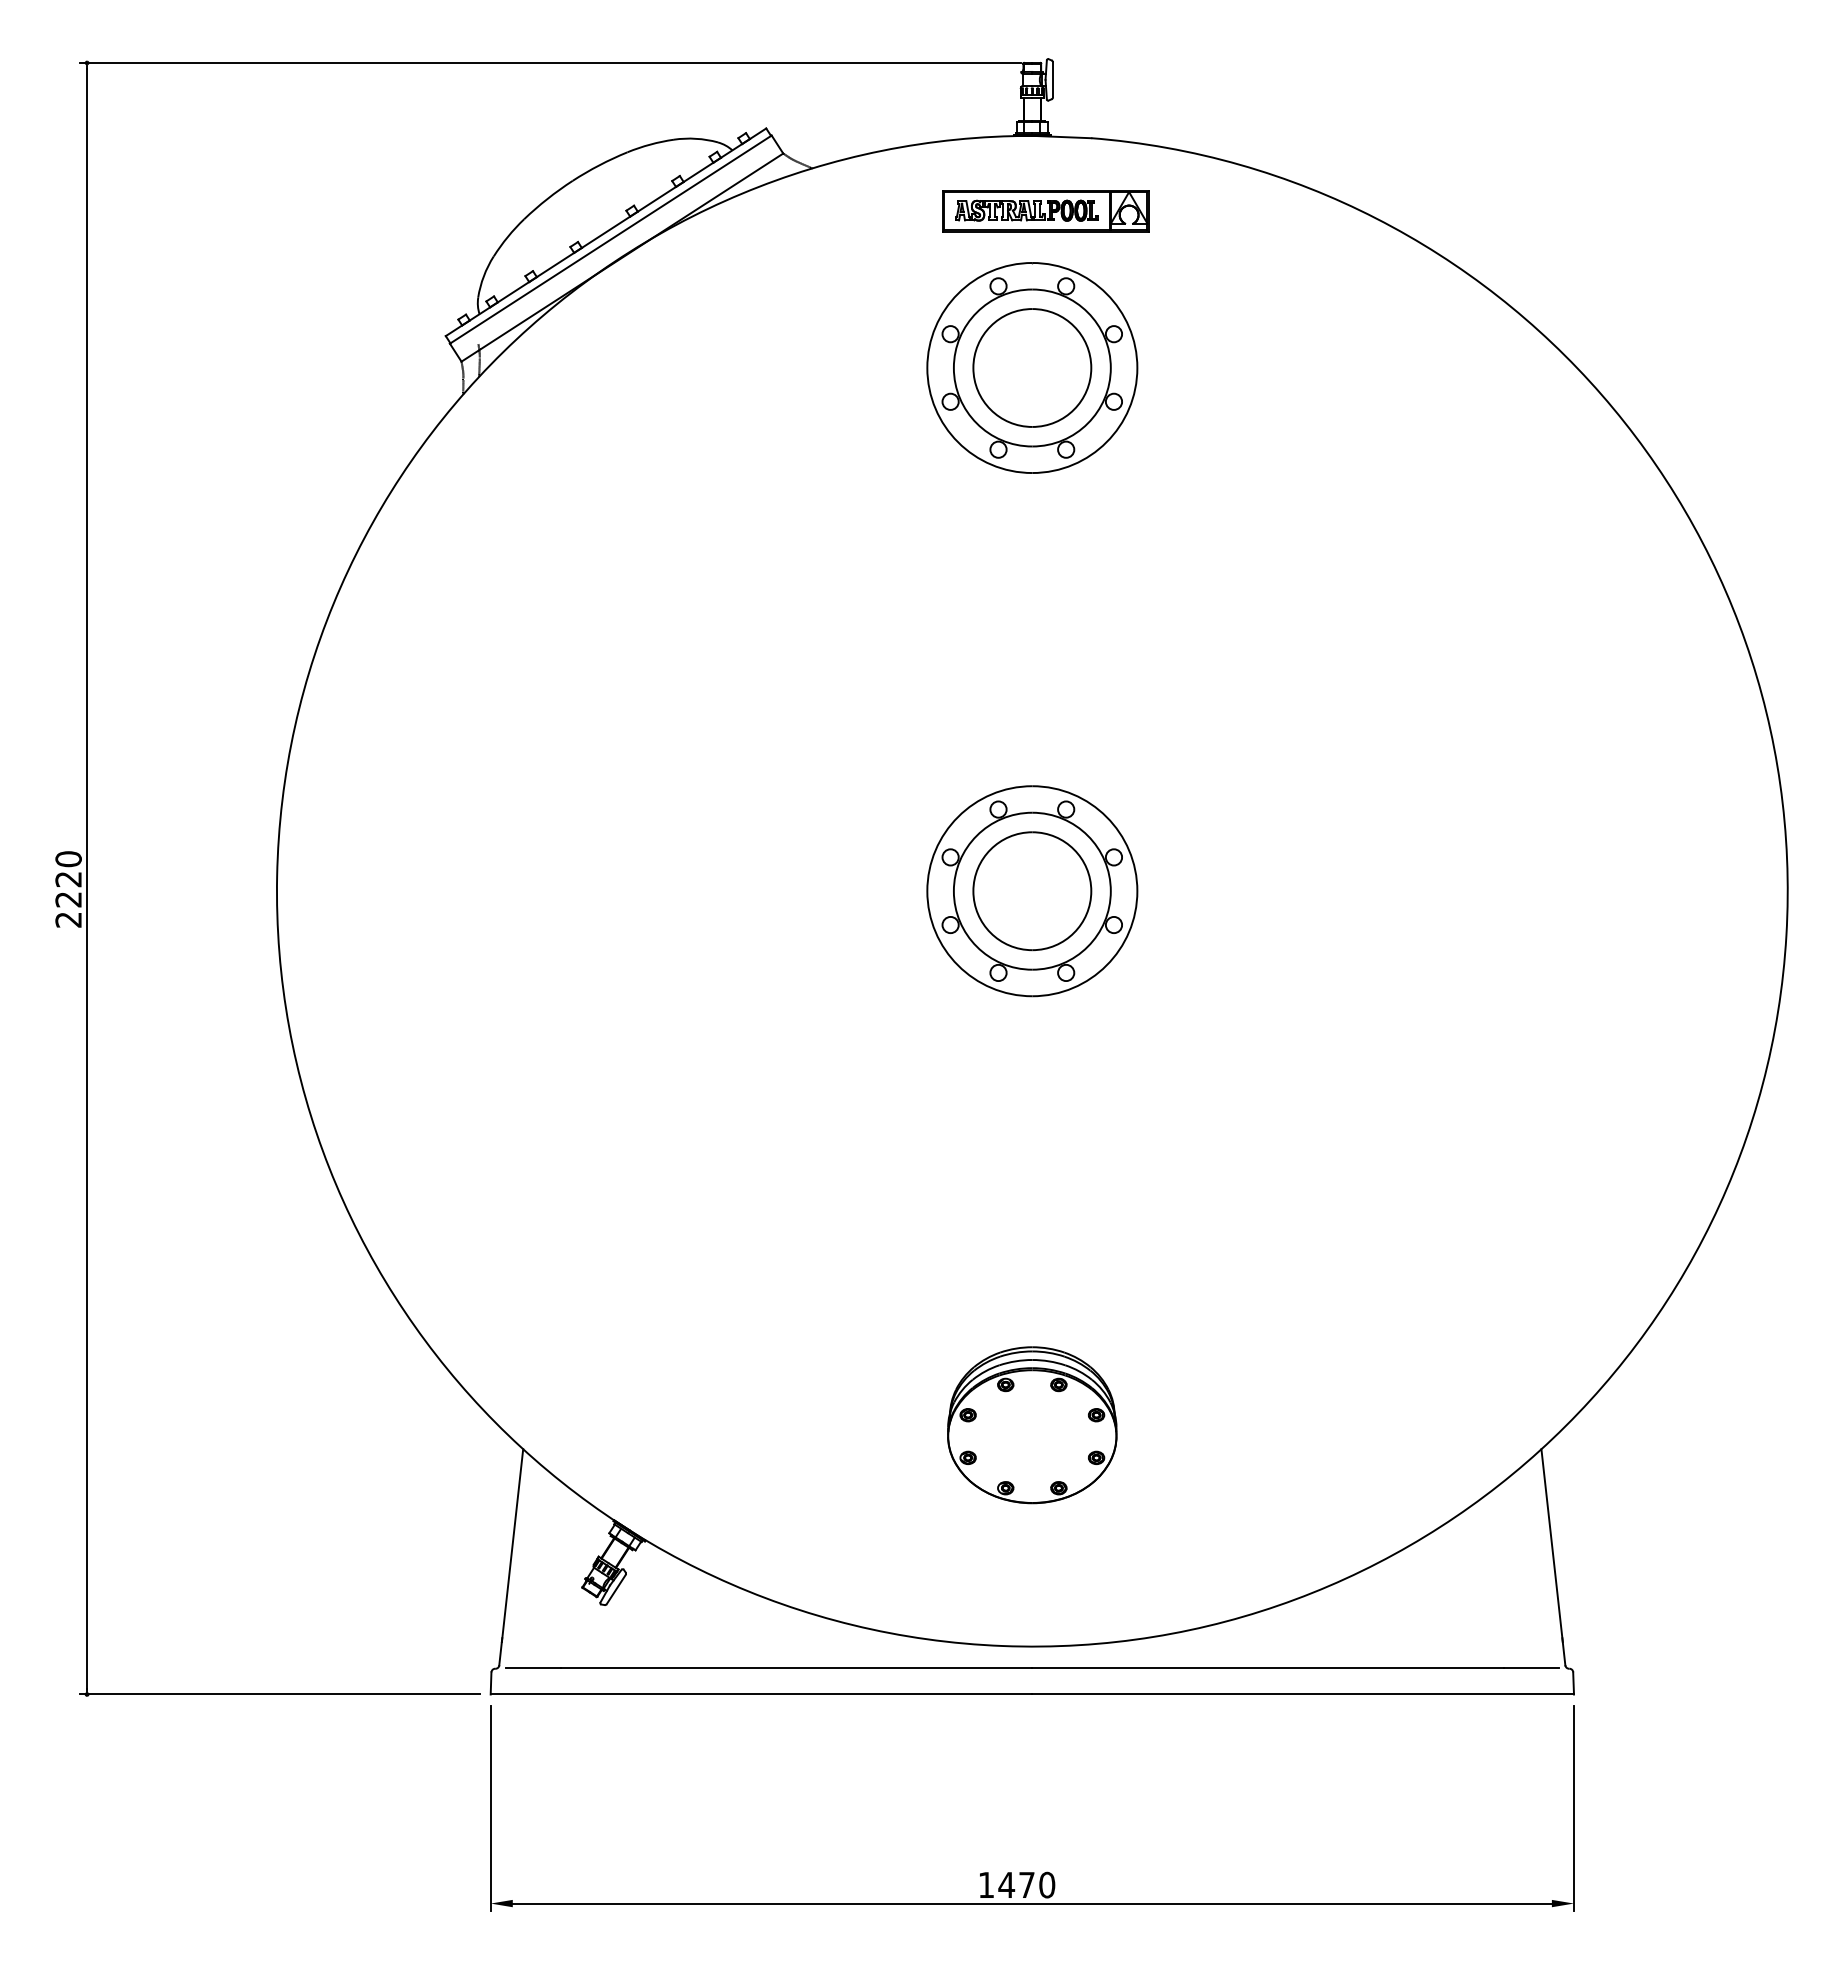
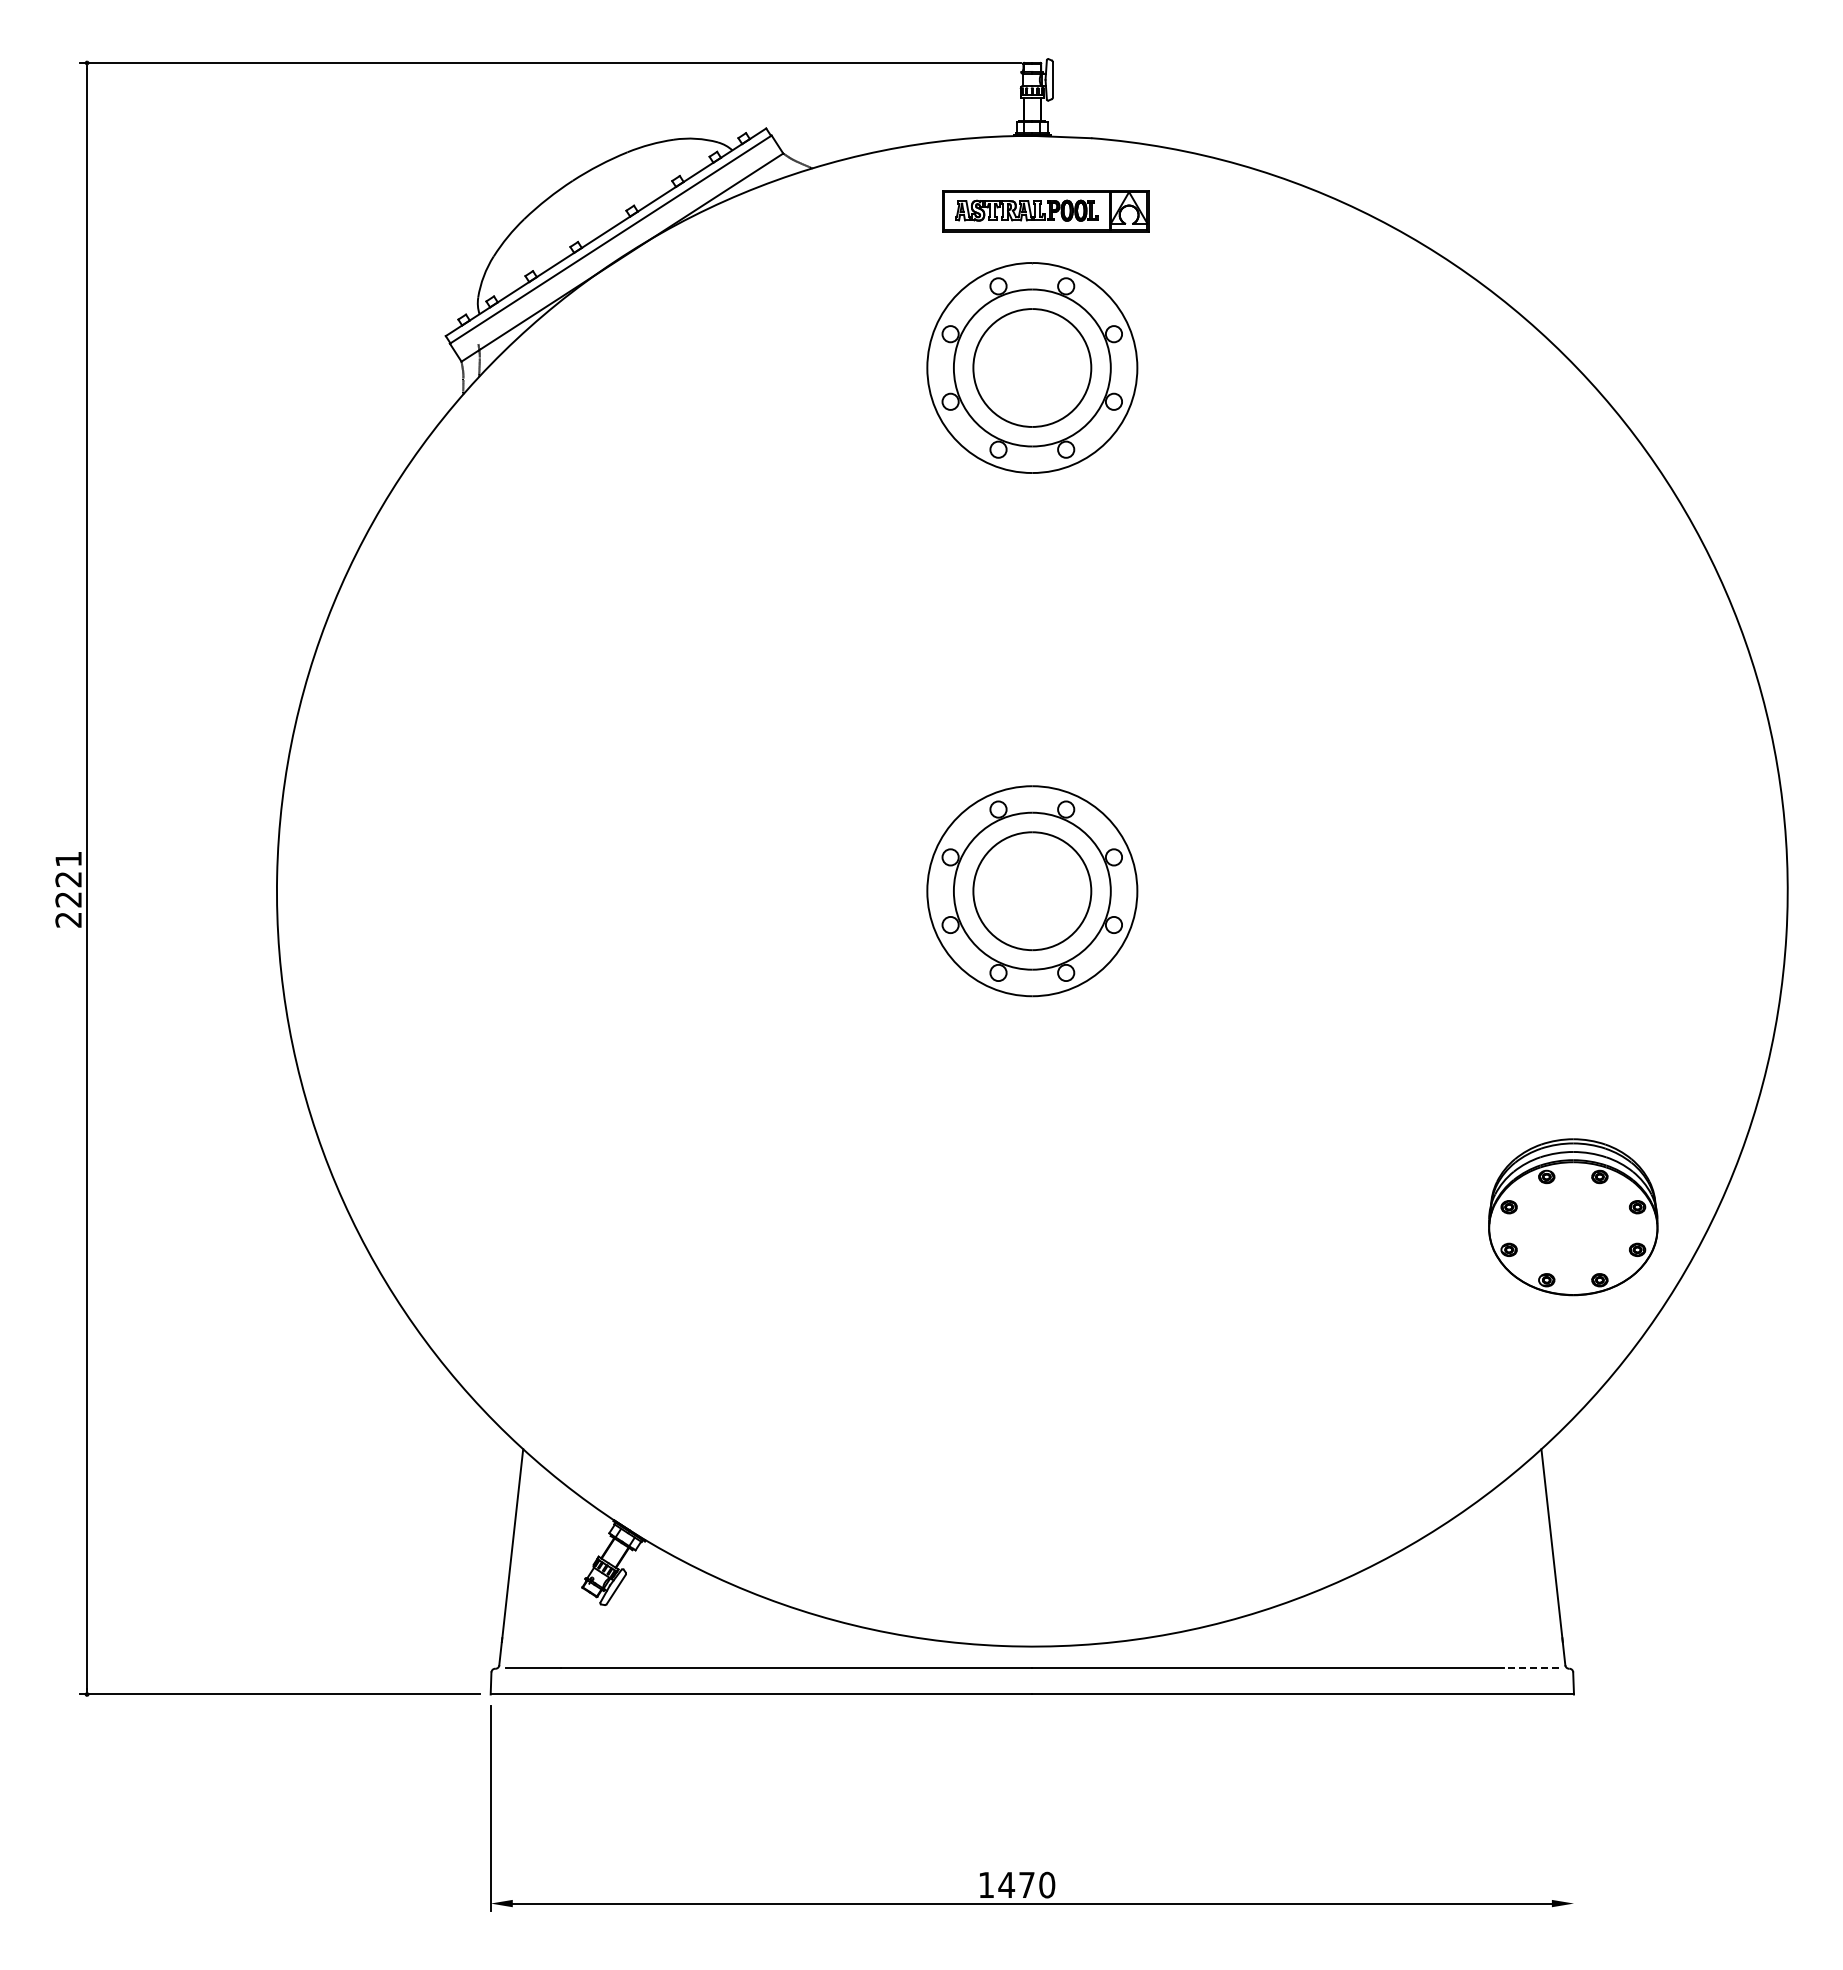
text: 2220 -> 2221 (68, 859)
part position: (1032, 1425) -> (1573, 1217) (1573, 1217)
line: solid -> dashed (1530, 1668)
line: present -> none (1574, 1807)
